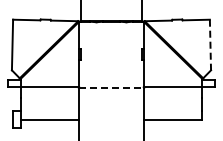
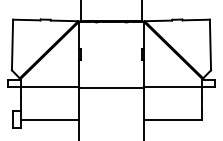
line: dashed -> solid (210, 45)
line: dashed -> solid (111, 87)
